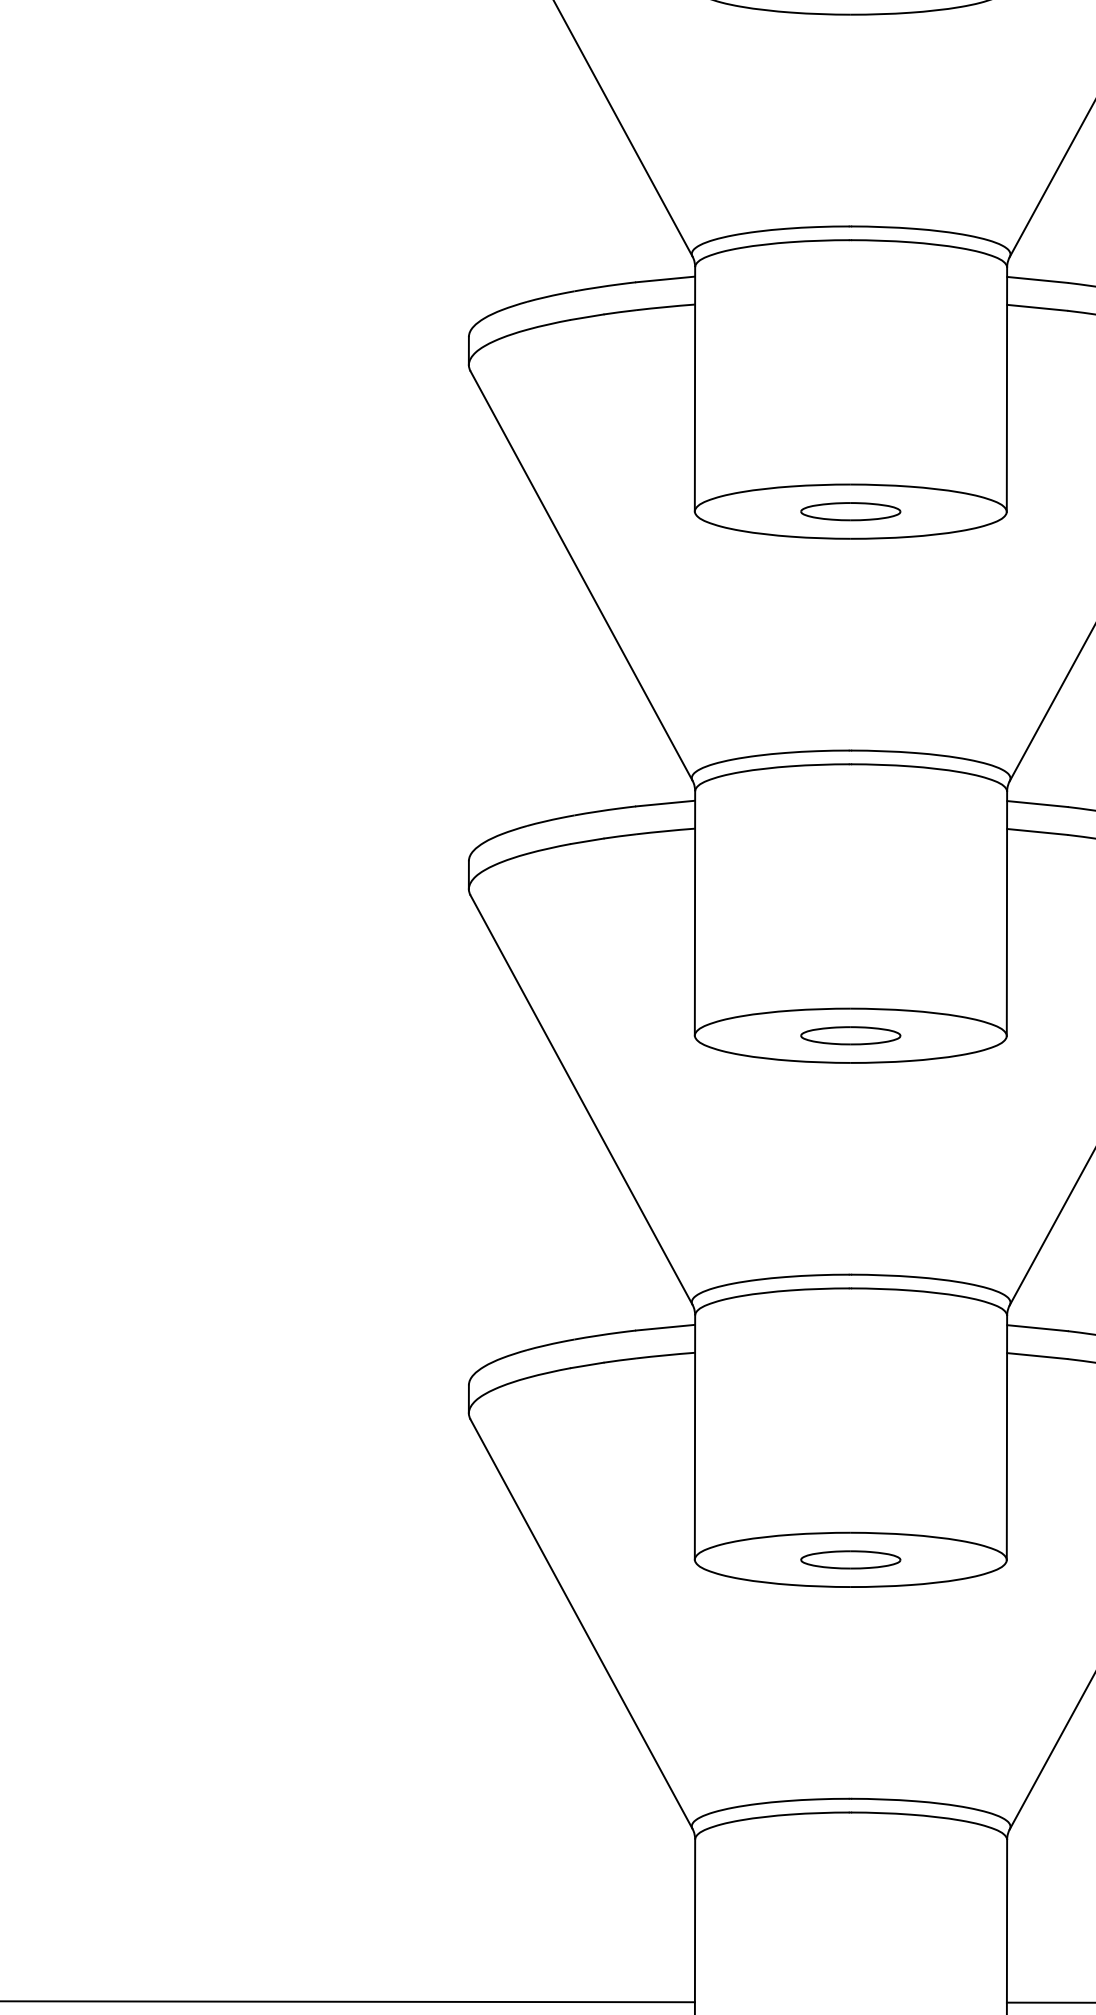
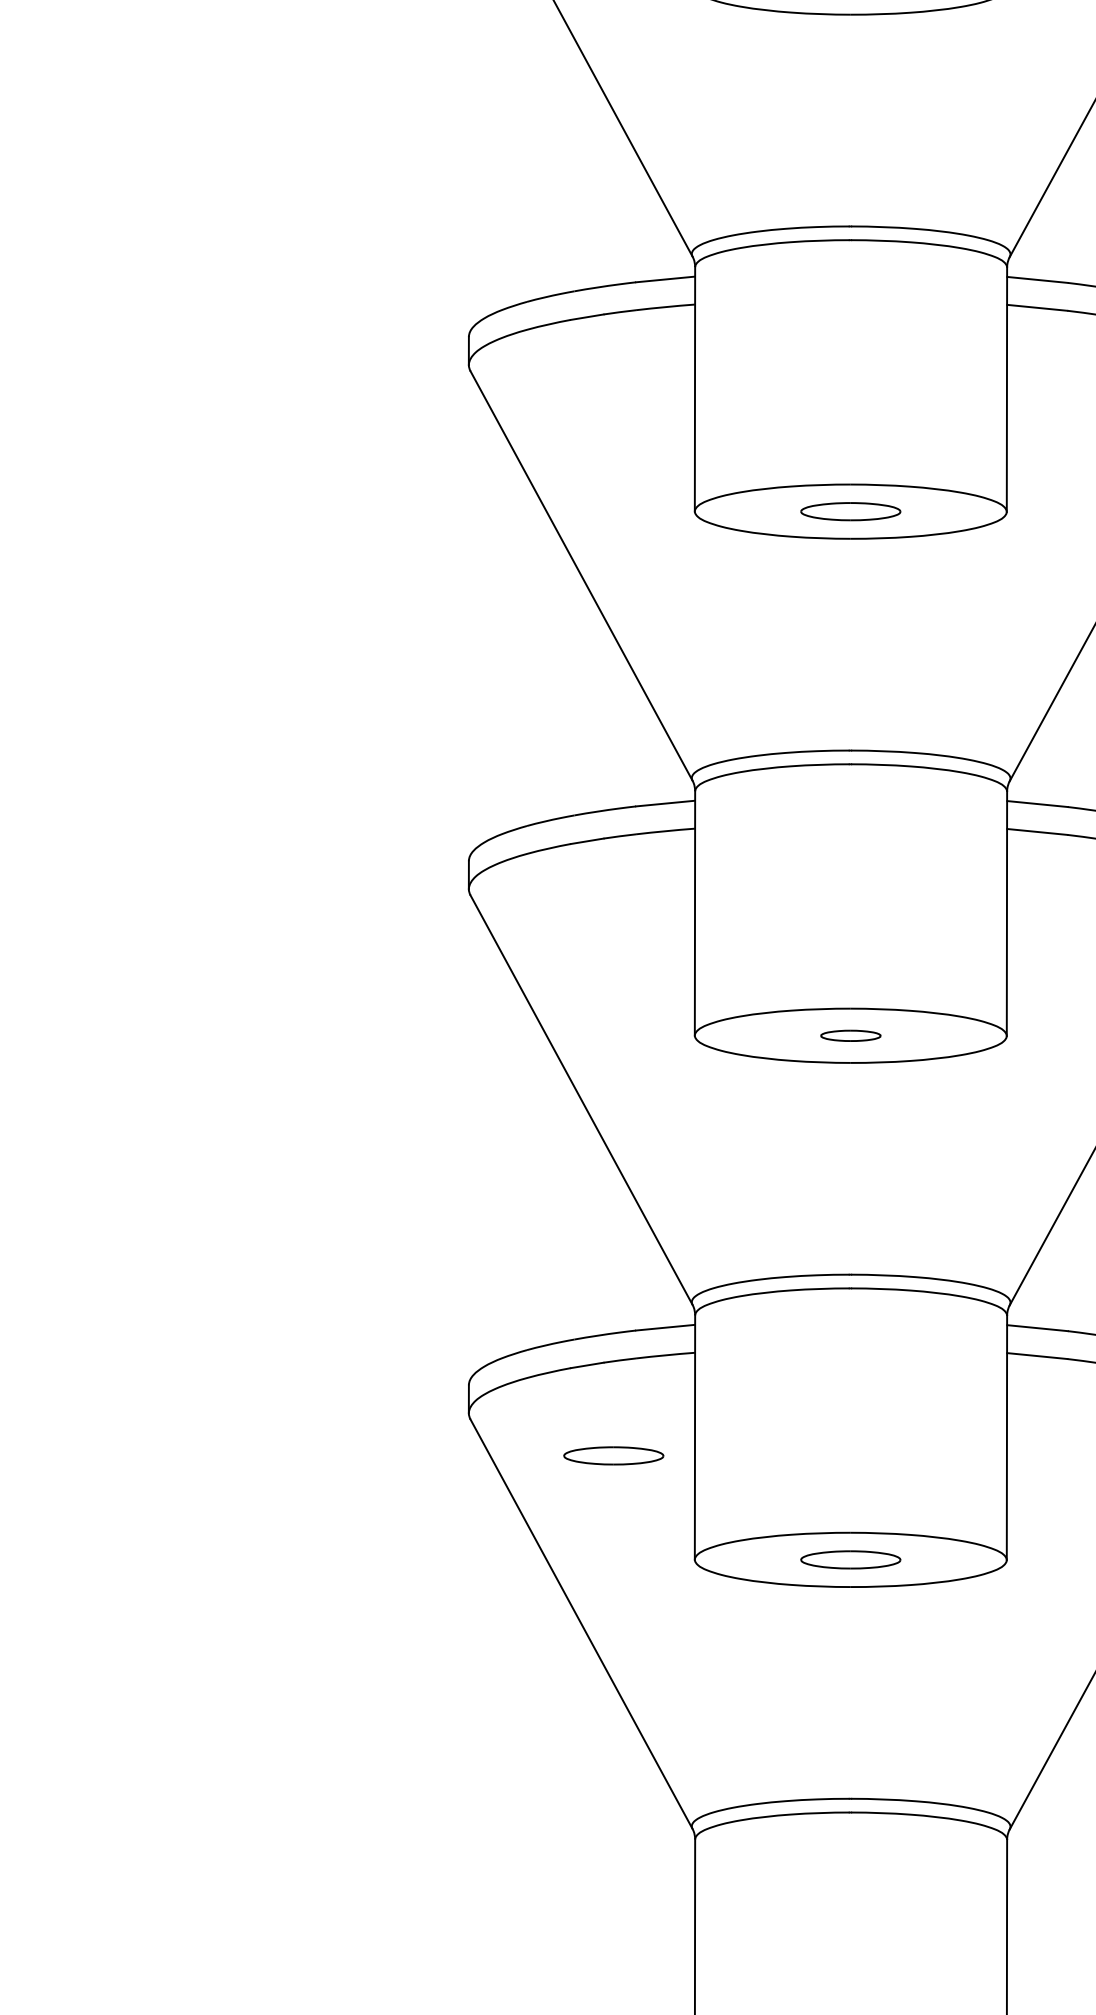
part size: 102x20 px -> 62x13 px (850, 1035)
part: none -> present (613, 1455)
line: present -> none (348, 2001)
line: present -> none (1049, 2002)
